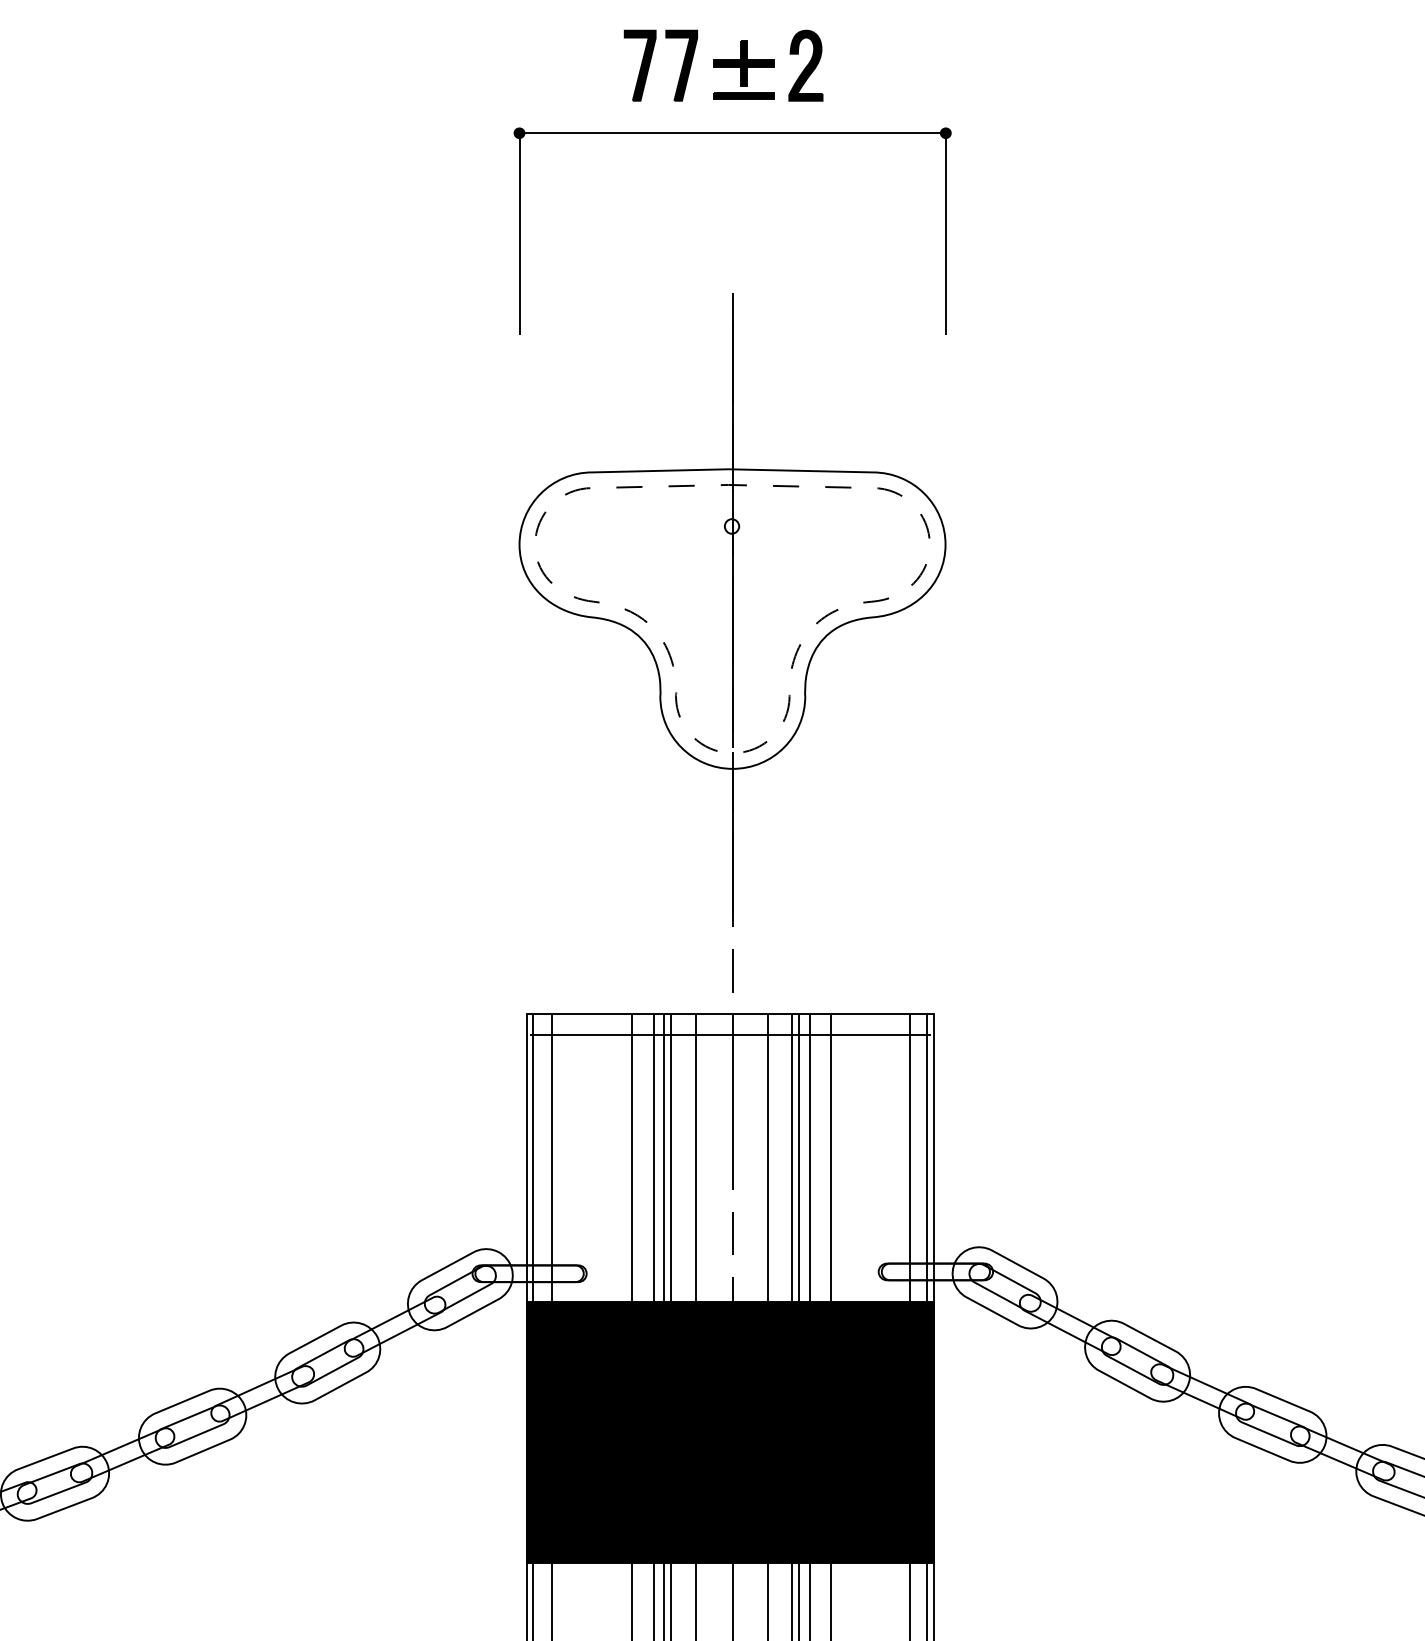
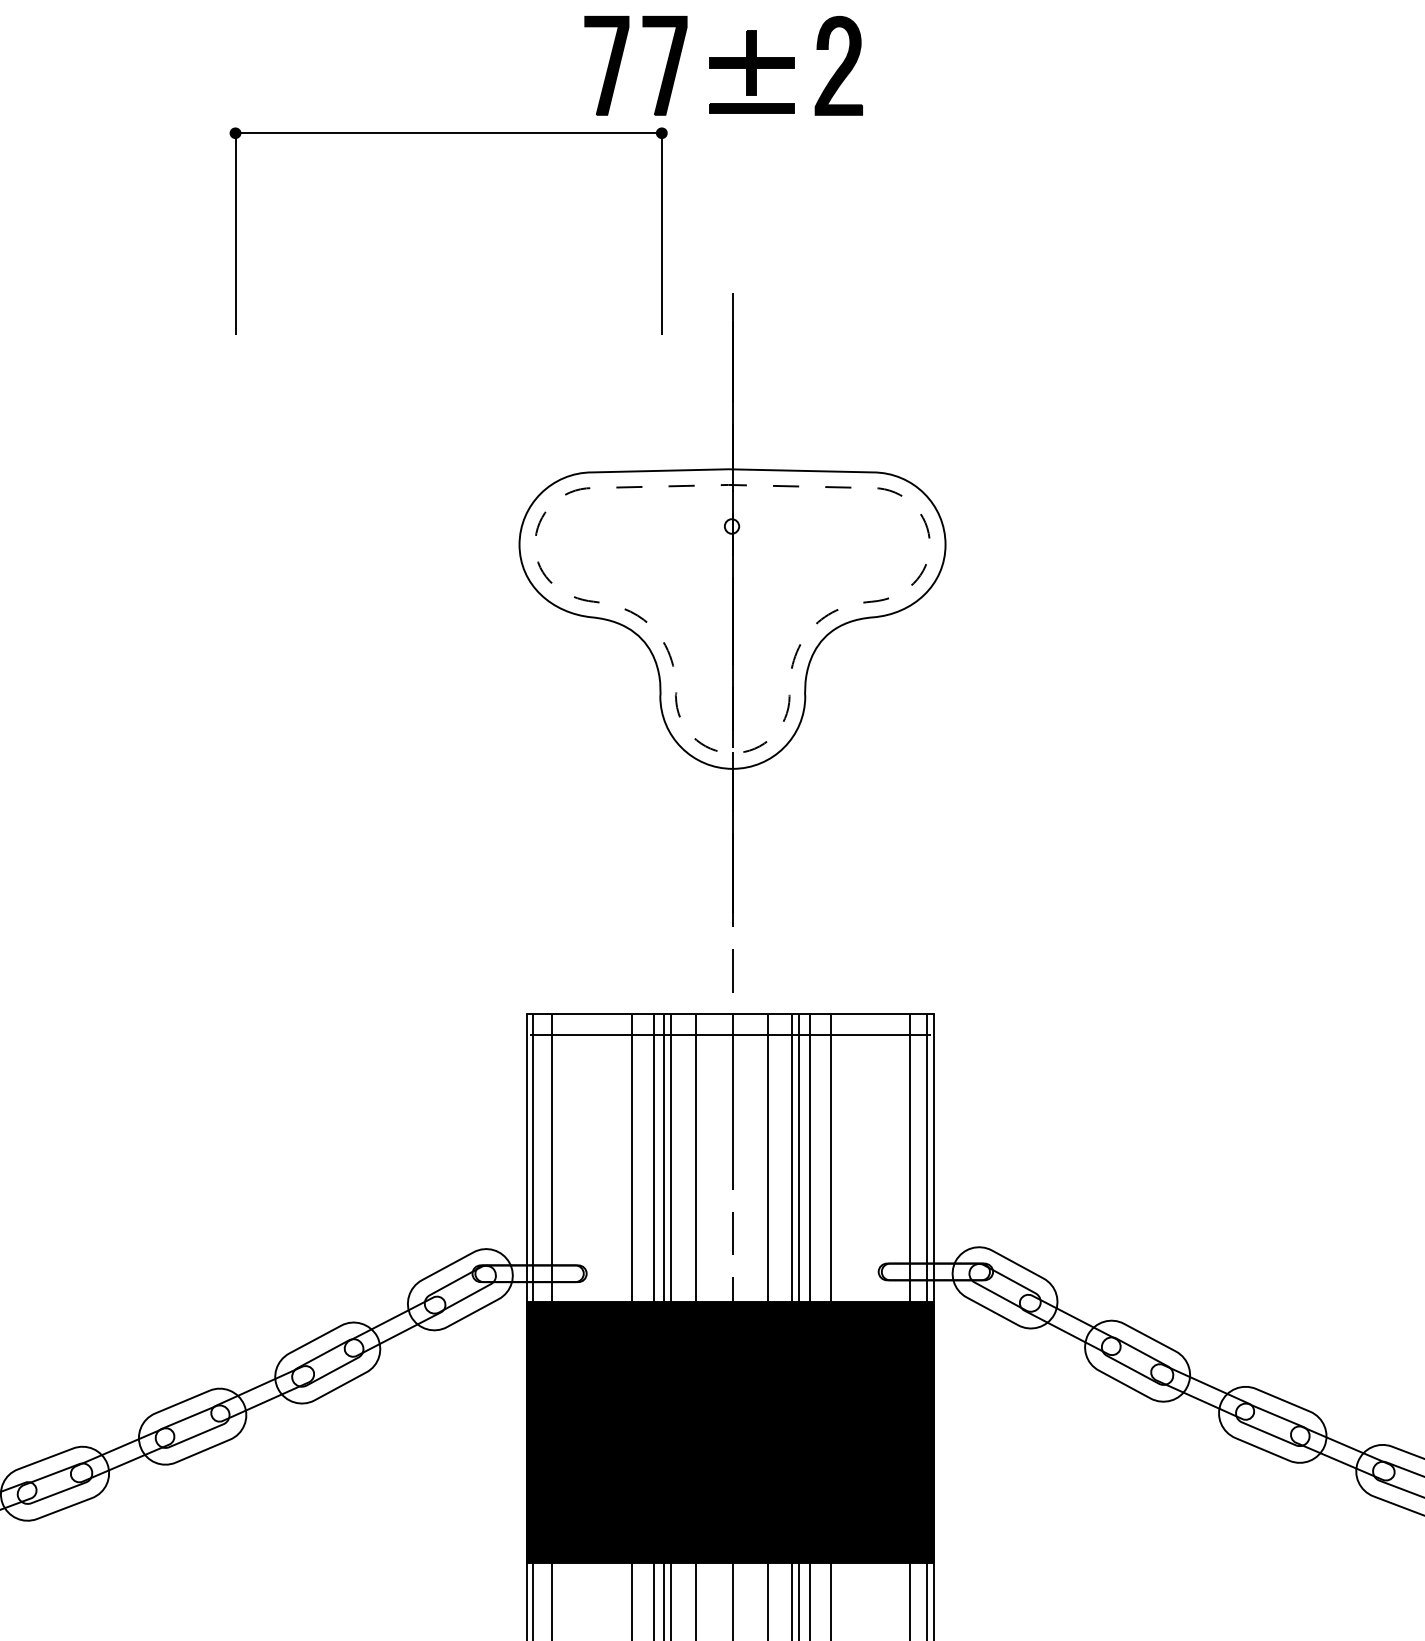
part size: 201x73 px -> 279x100 px (723, 65)
part position: (732, 133) -> (448, 133) (448, 133)
